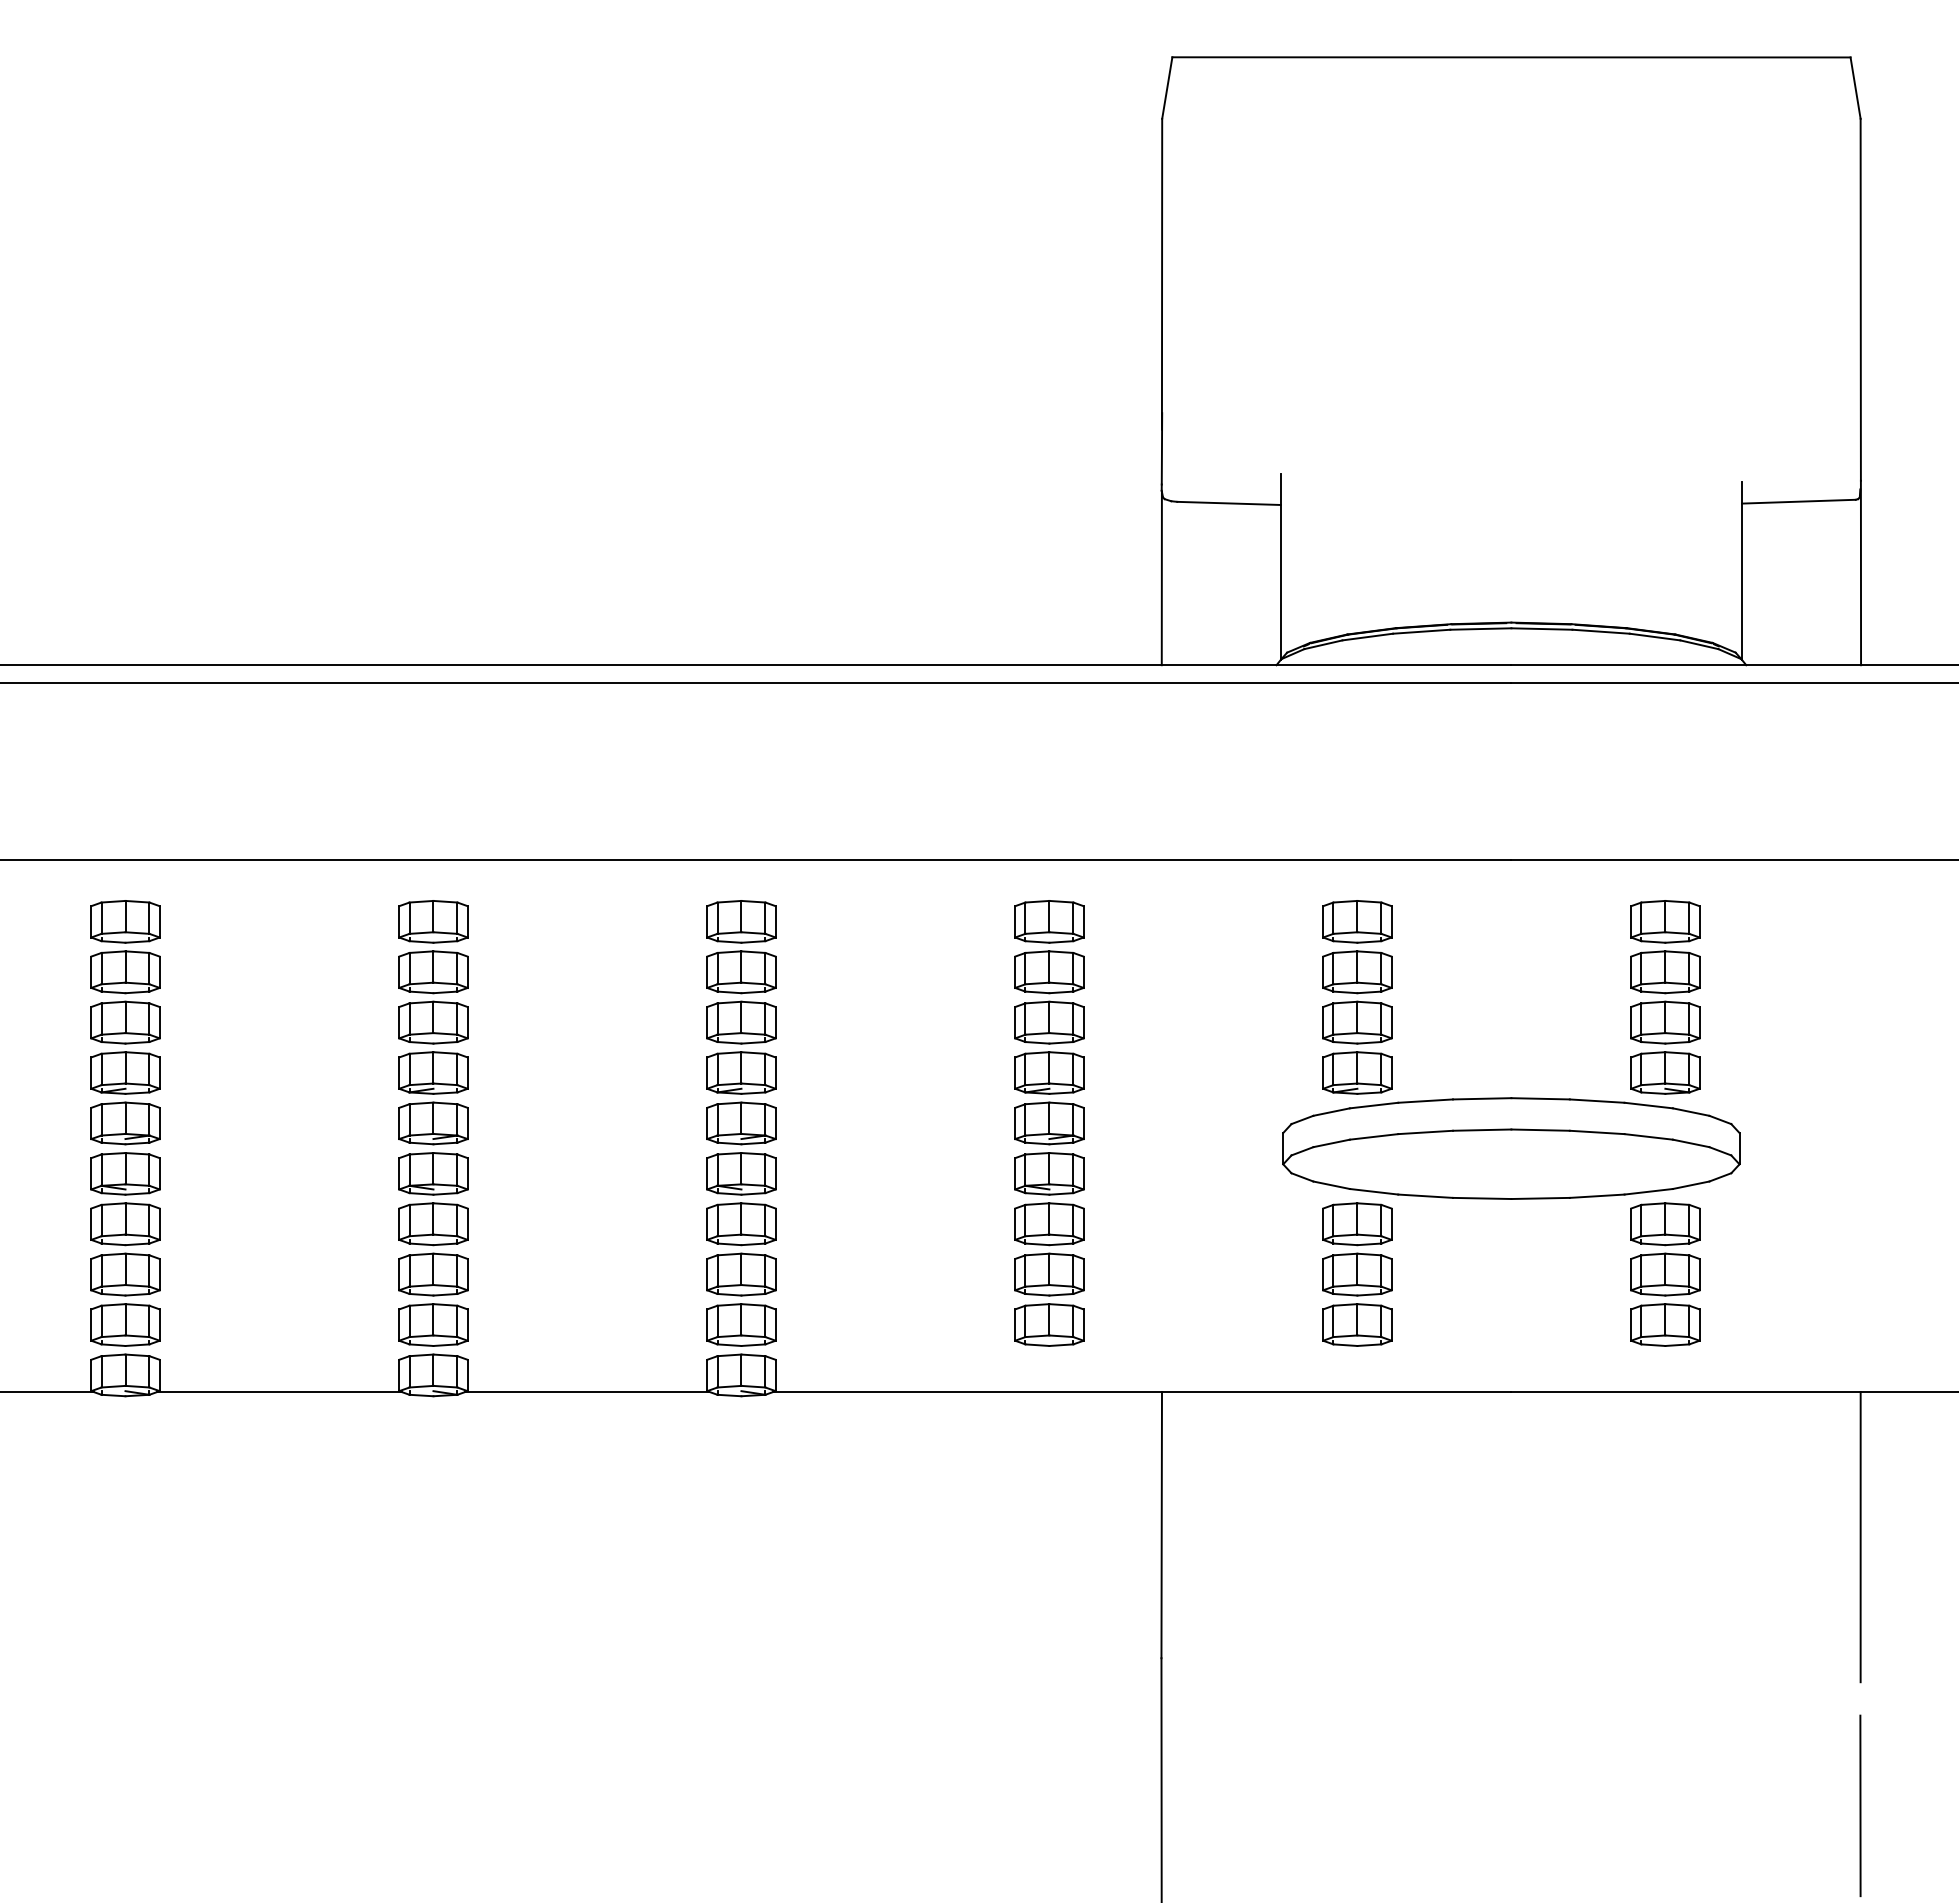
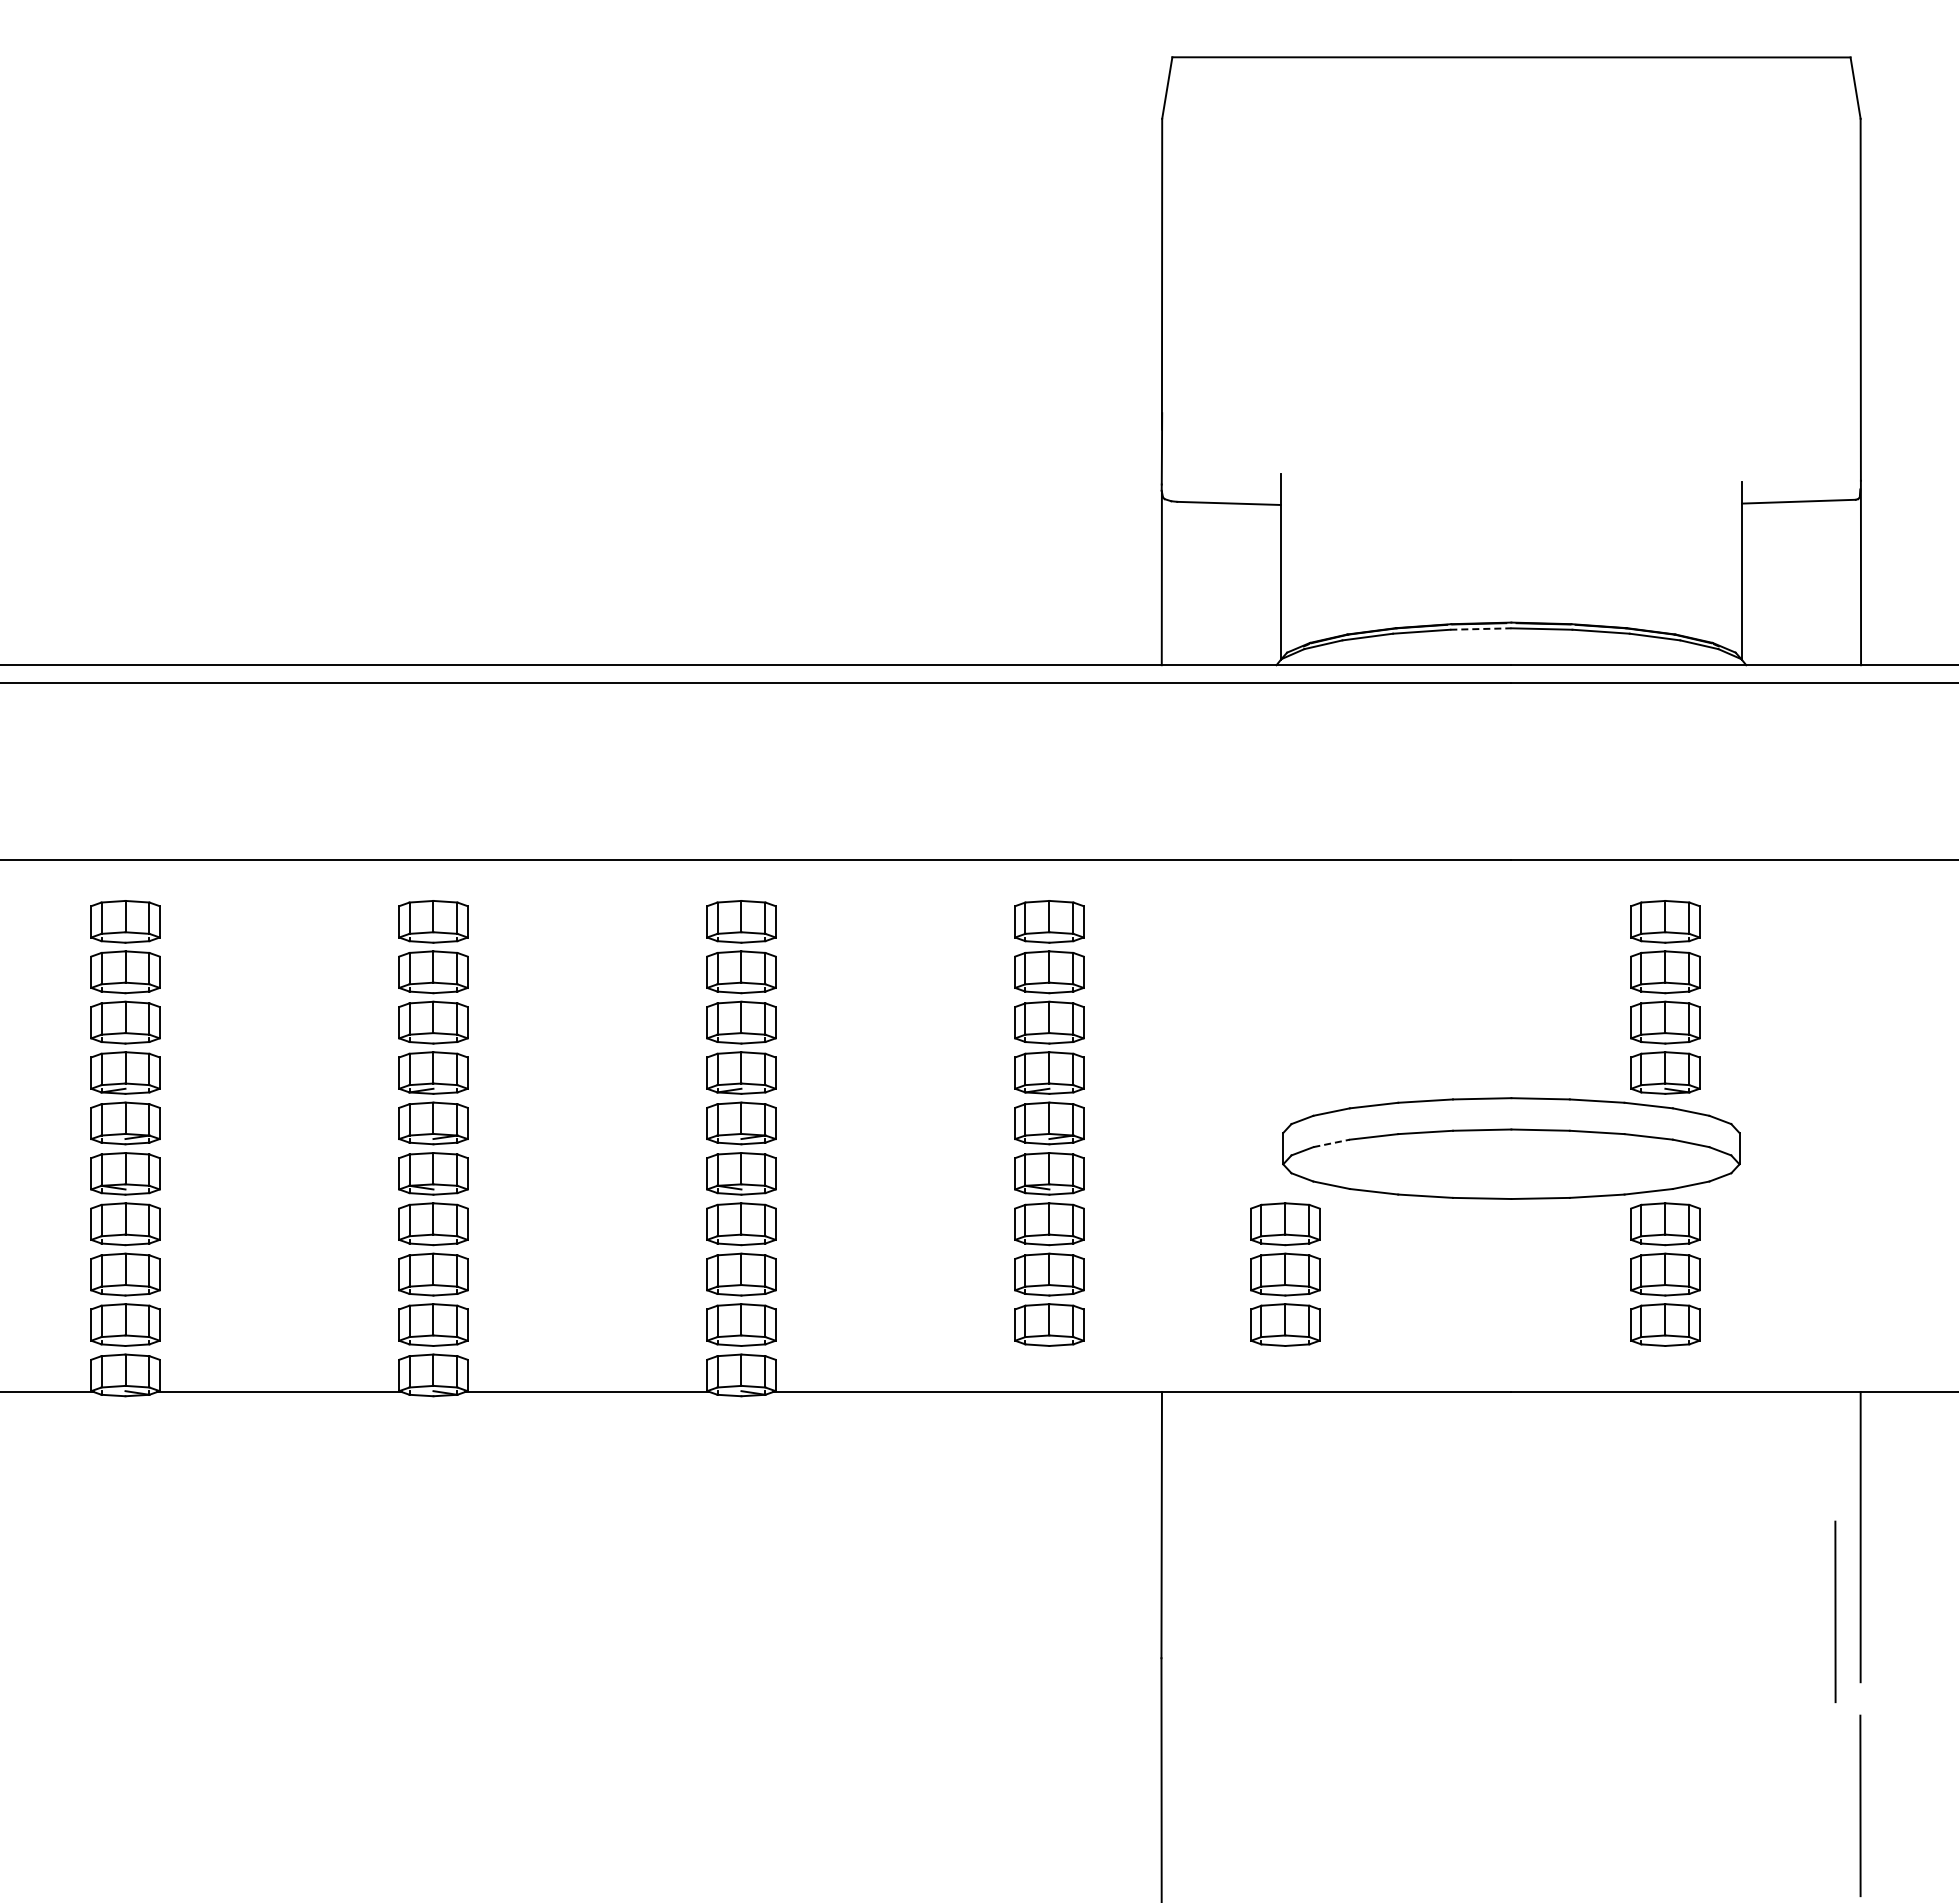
line: solid -> dashed (1480, 629)
part: present -> none (1357, 997)
line: solid -> dashed (1331, 1143)
part position: (1357, 1274) -> (1285, 1274) (1285, 1274)
line: none -> present (1835, 1611)
